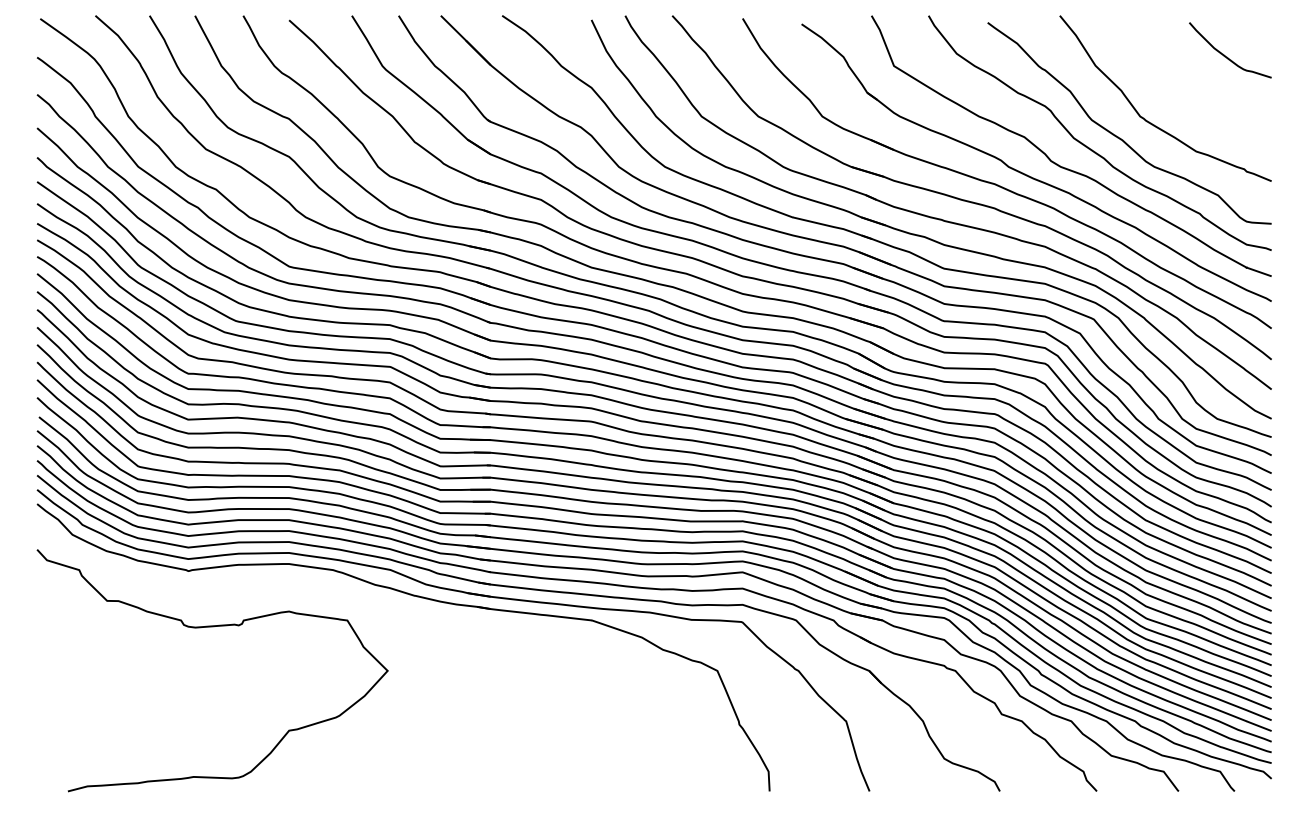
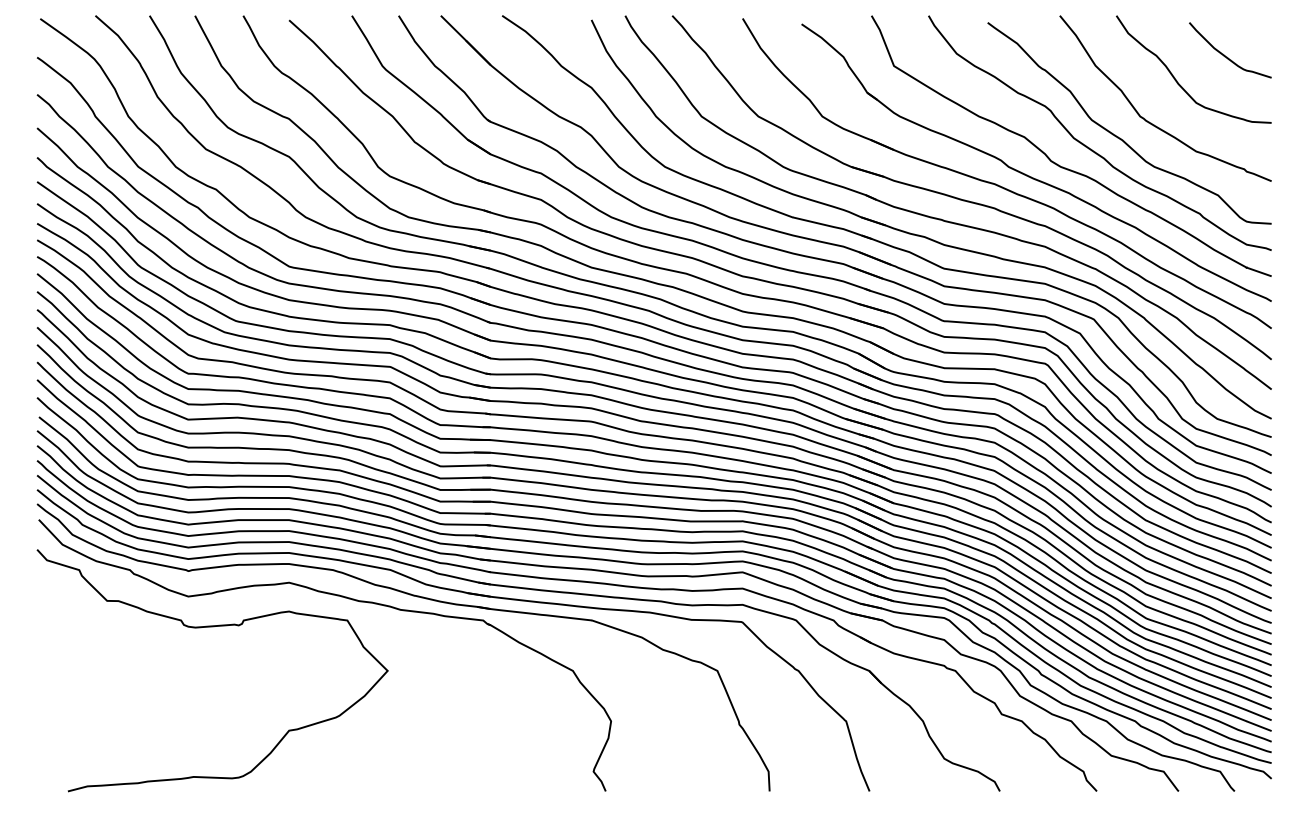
curve: none -> present (1177, 80)
part: none -> present (337, 596)
